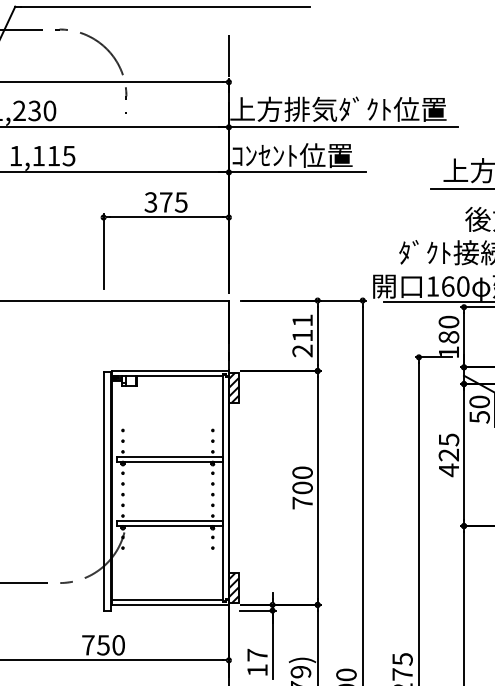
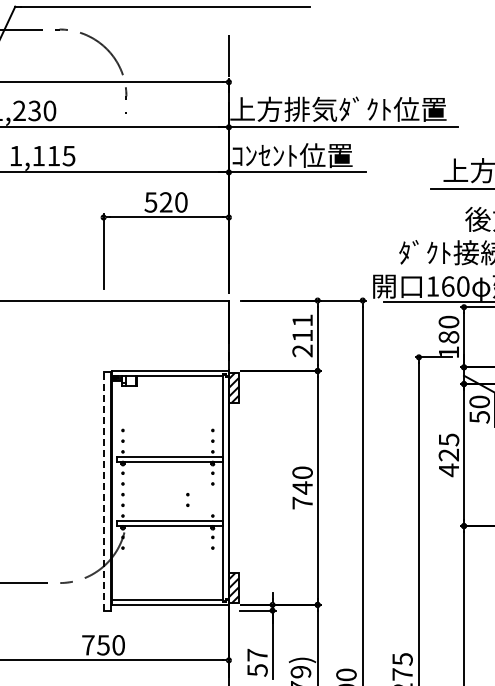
text: 375 -> 520 (166, 202)
text: 700 -> 740 (302, 487)
line: solid -> dashed (103, 490)
part position: (212, 499) -> (187, 499) (187, 499)
text: 17 -> 57 (257, 670)
